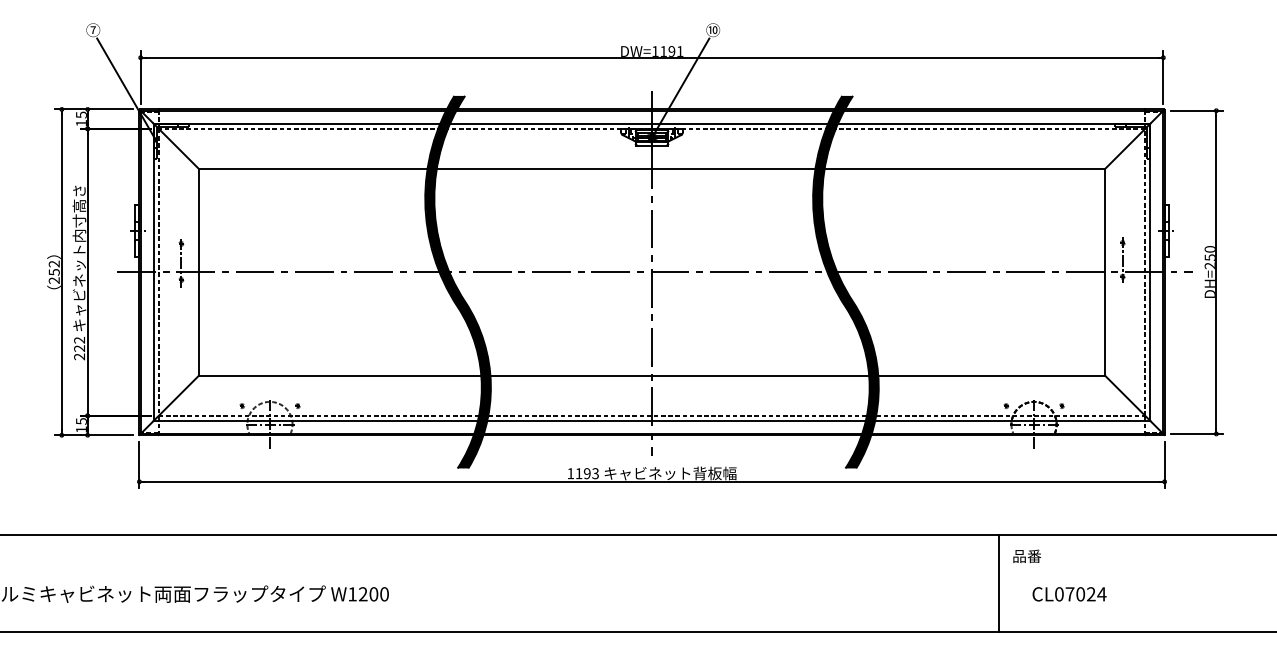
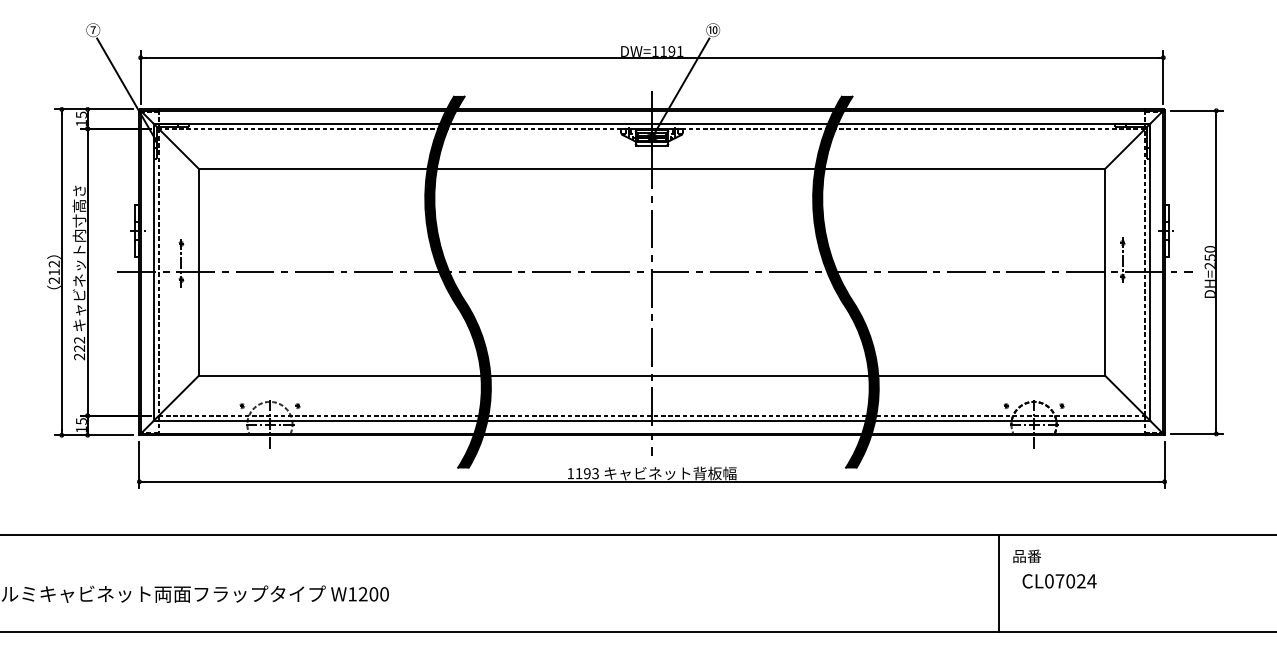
text: 252 -> 212 (53, 272)
text position: (1069, 594) -> (1059, 581) (1059, 581)
